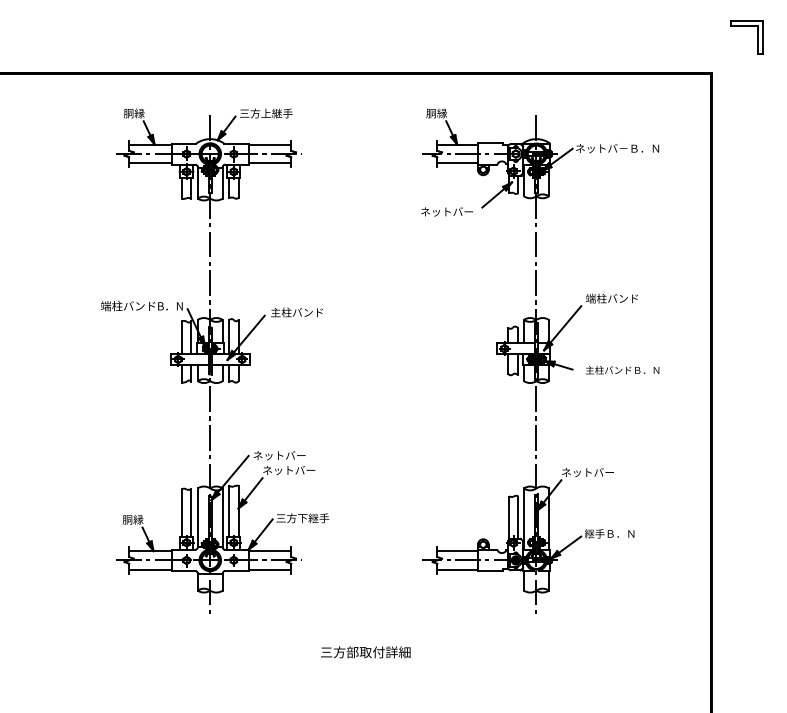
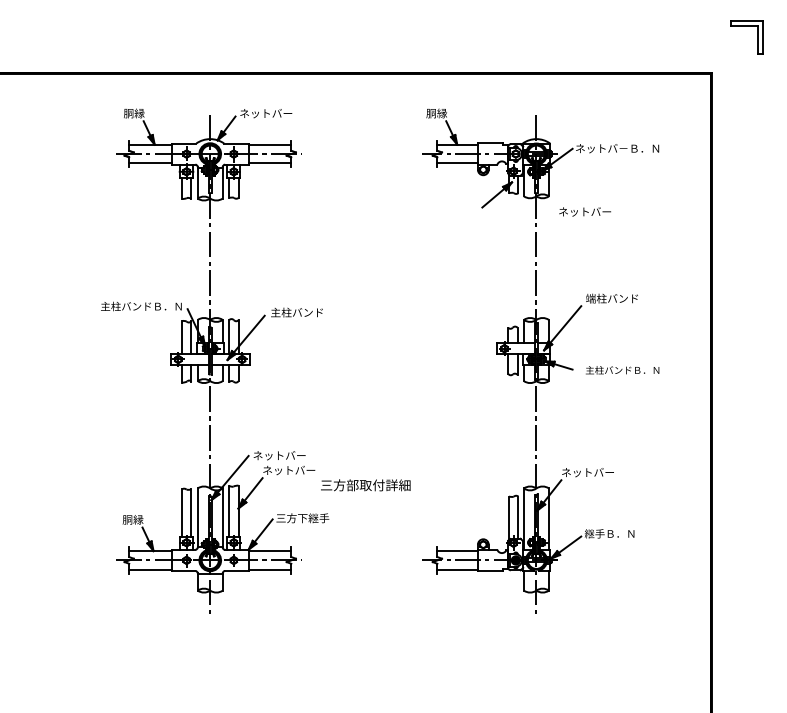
text: 三方上継手 -> ネットバー (266, 113)
text position: (446, 211) -> (584, 211) (584, 211)
text: 端柱バンドB．N -> 主柱バンドＢ．Ｎ (141, 306)
text position: (365, 652) -> (365, 485) (365, 485)
